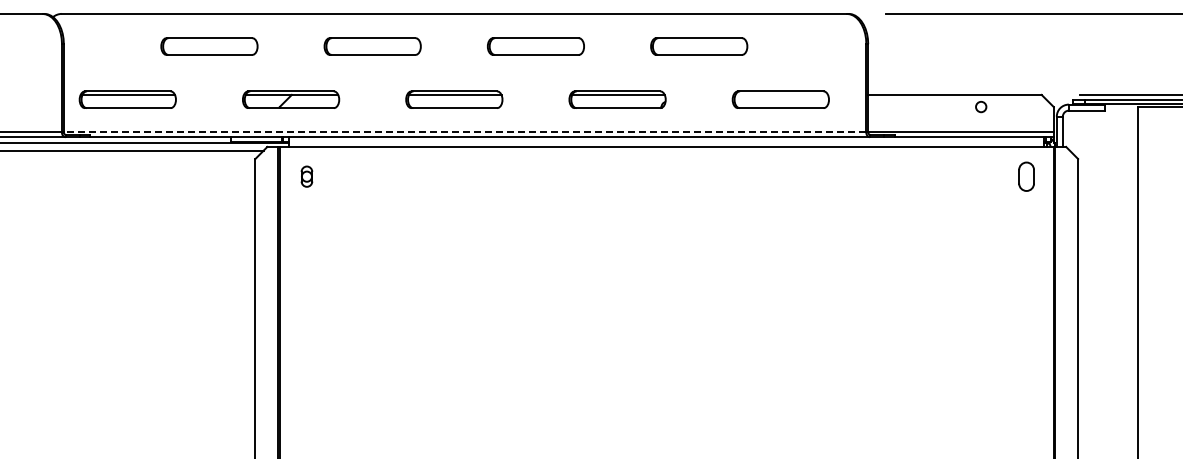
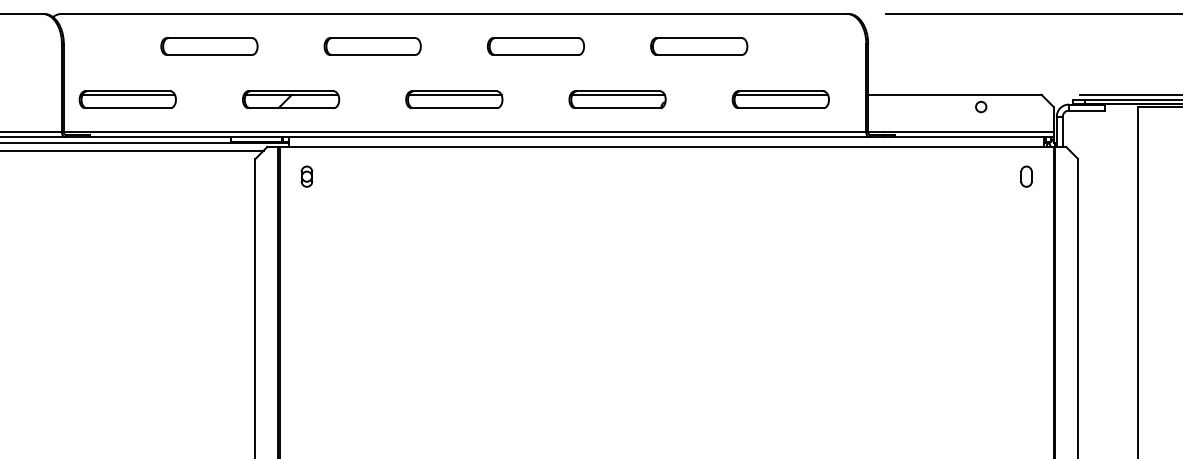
line: none -> present (781, 94)
line: dashed -> solid (464, 132)
part size: 17x31 px -> 13x23 px (1026, 176)
